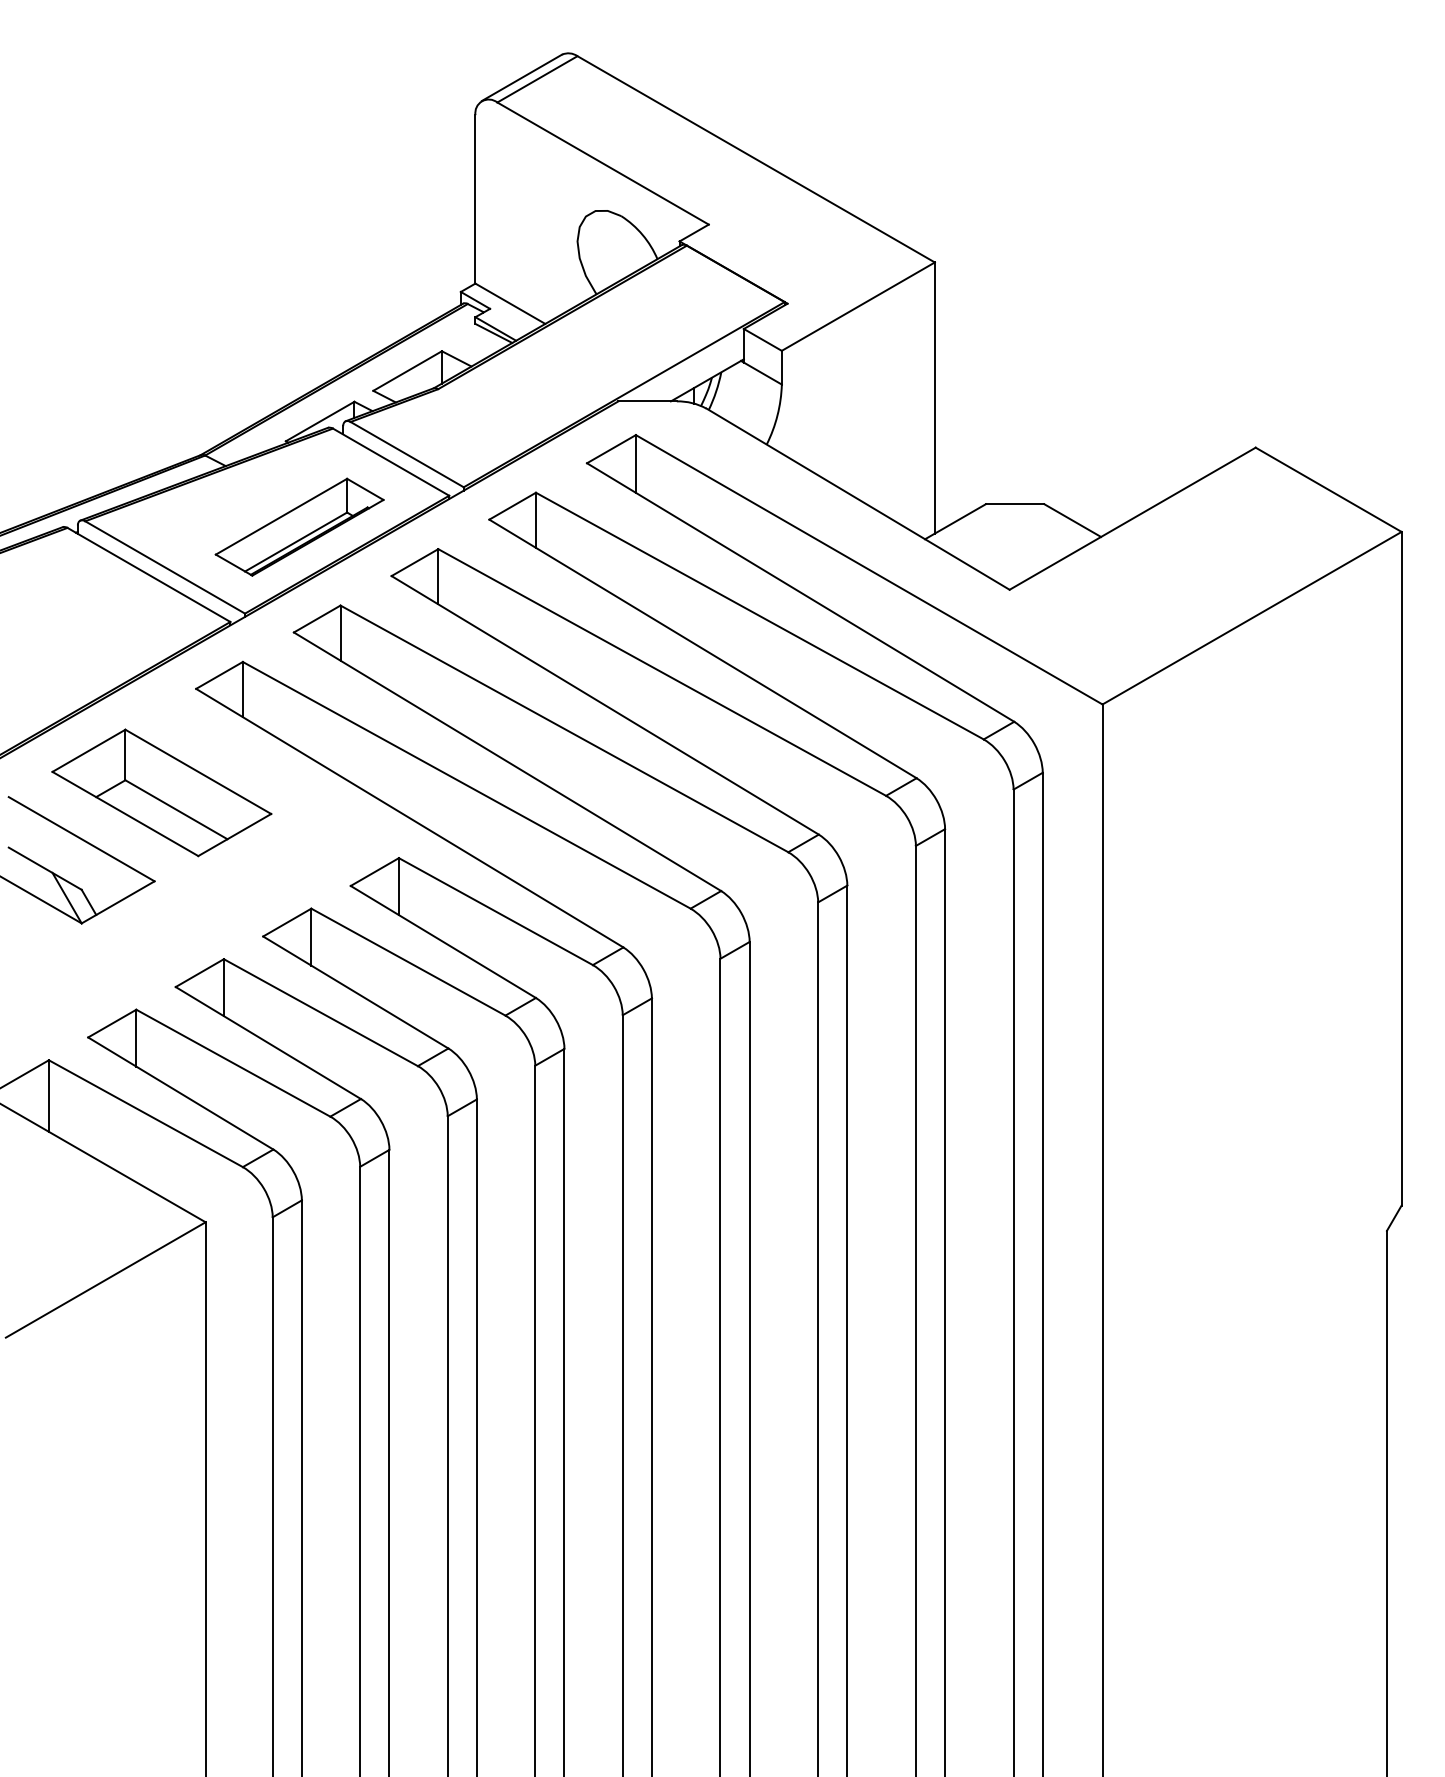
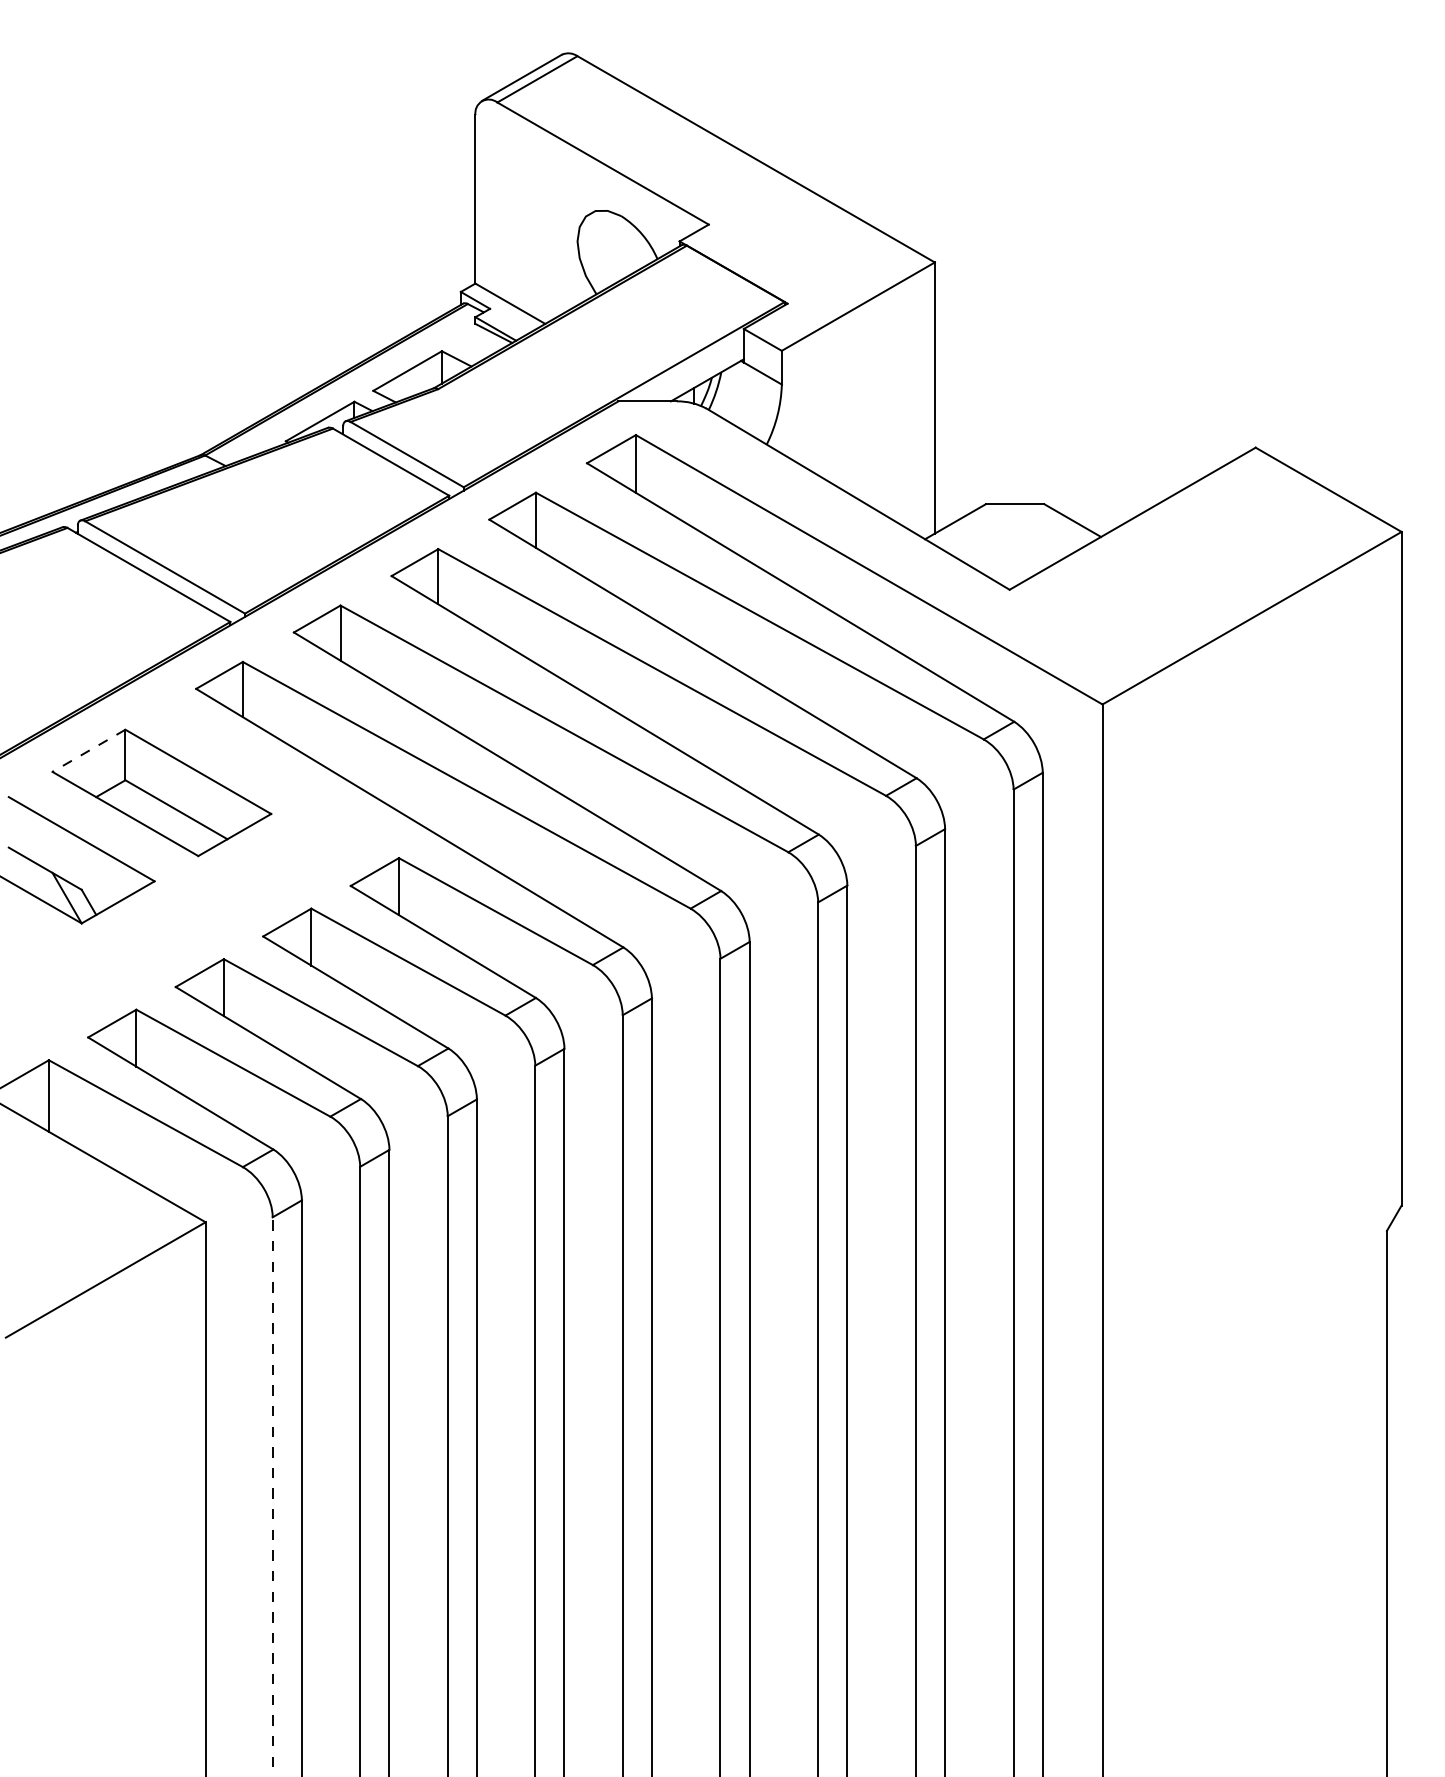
part: present -> none (299, 526)
line: solid -> dashed (88, 751)
line: solid -> dashed (272, 1496)
